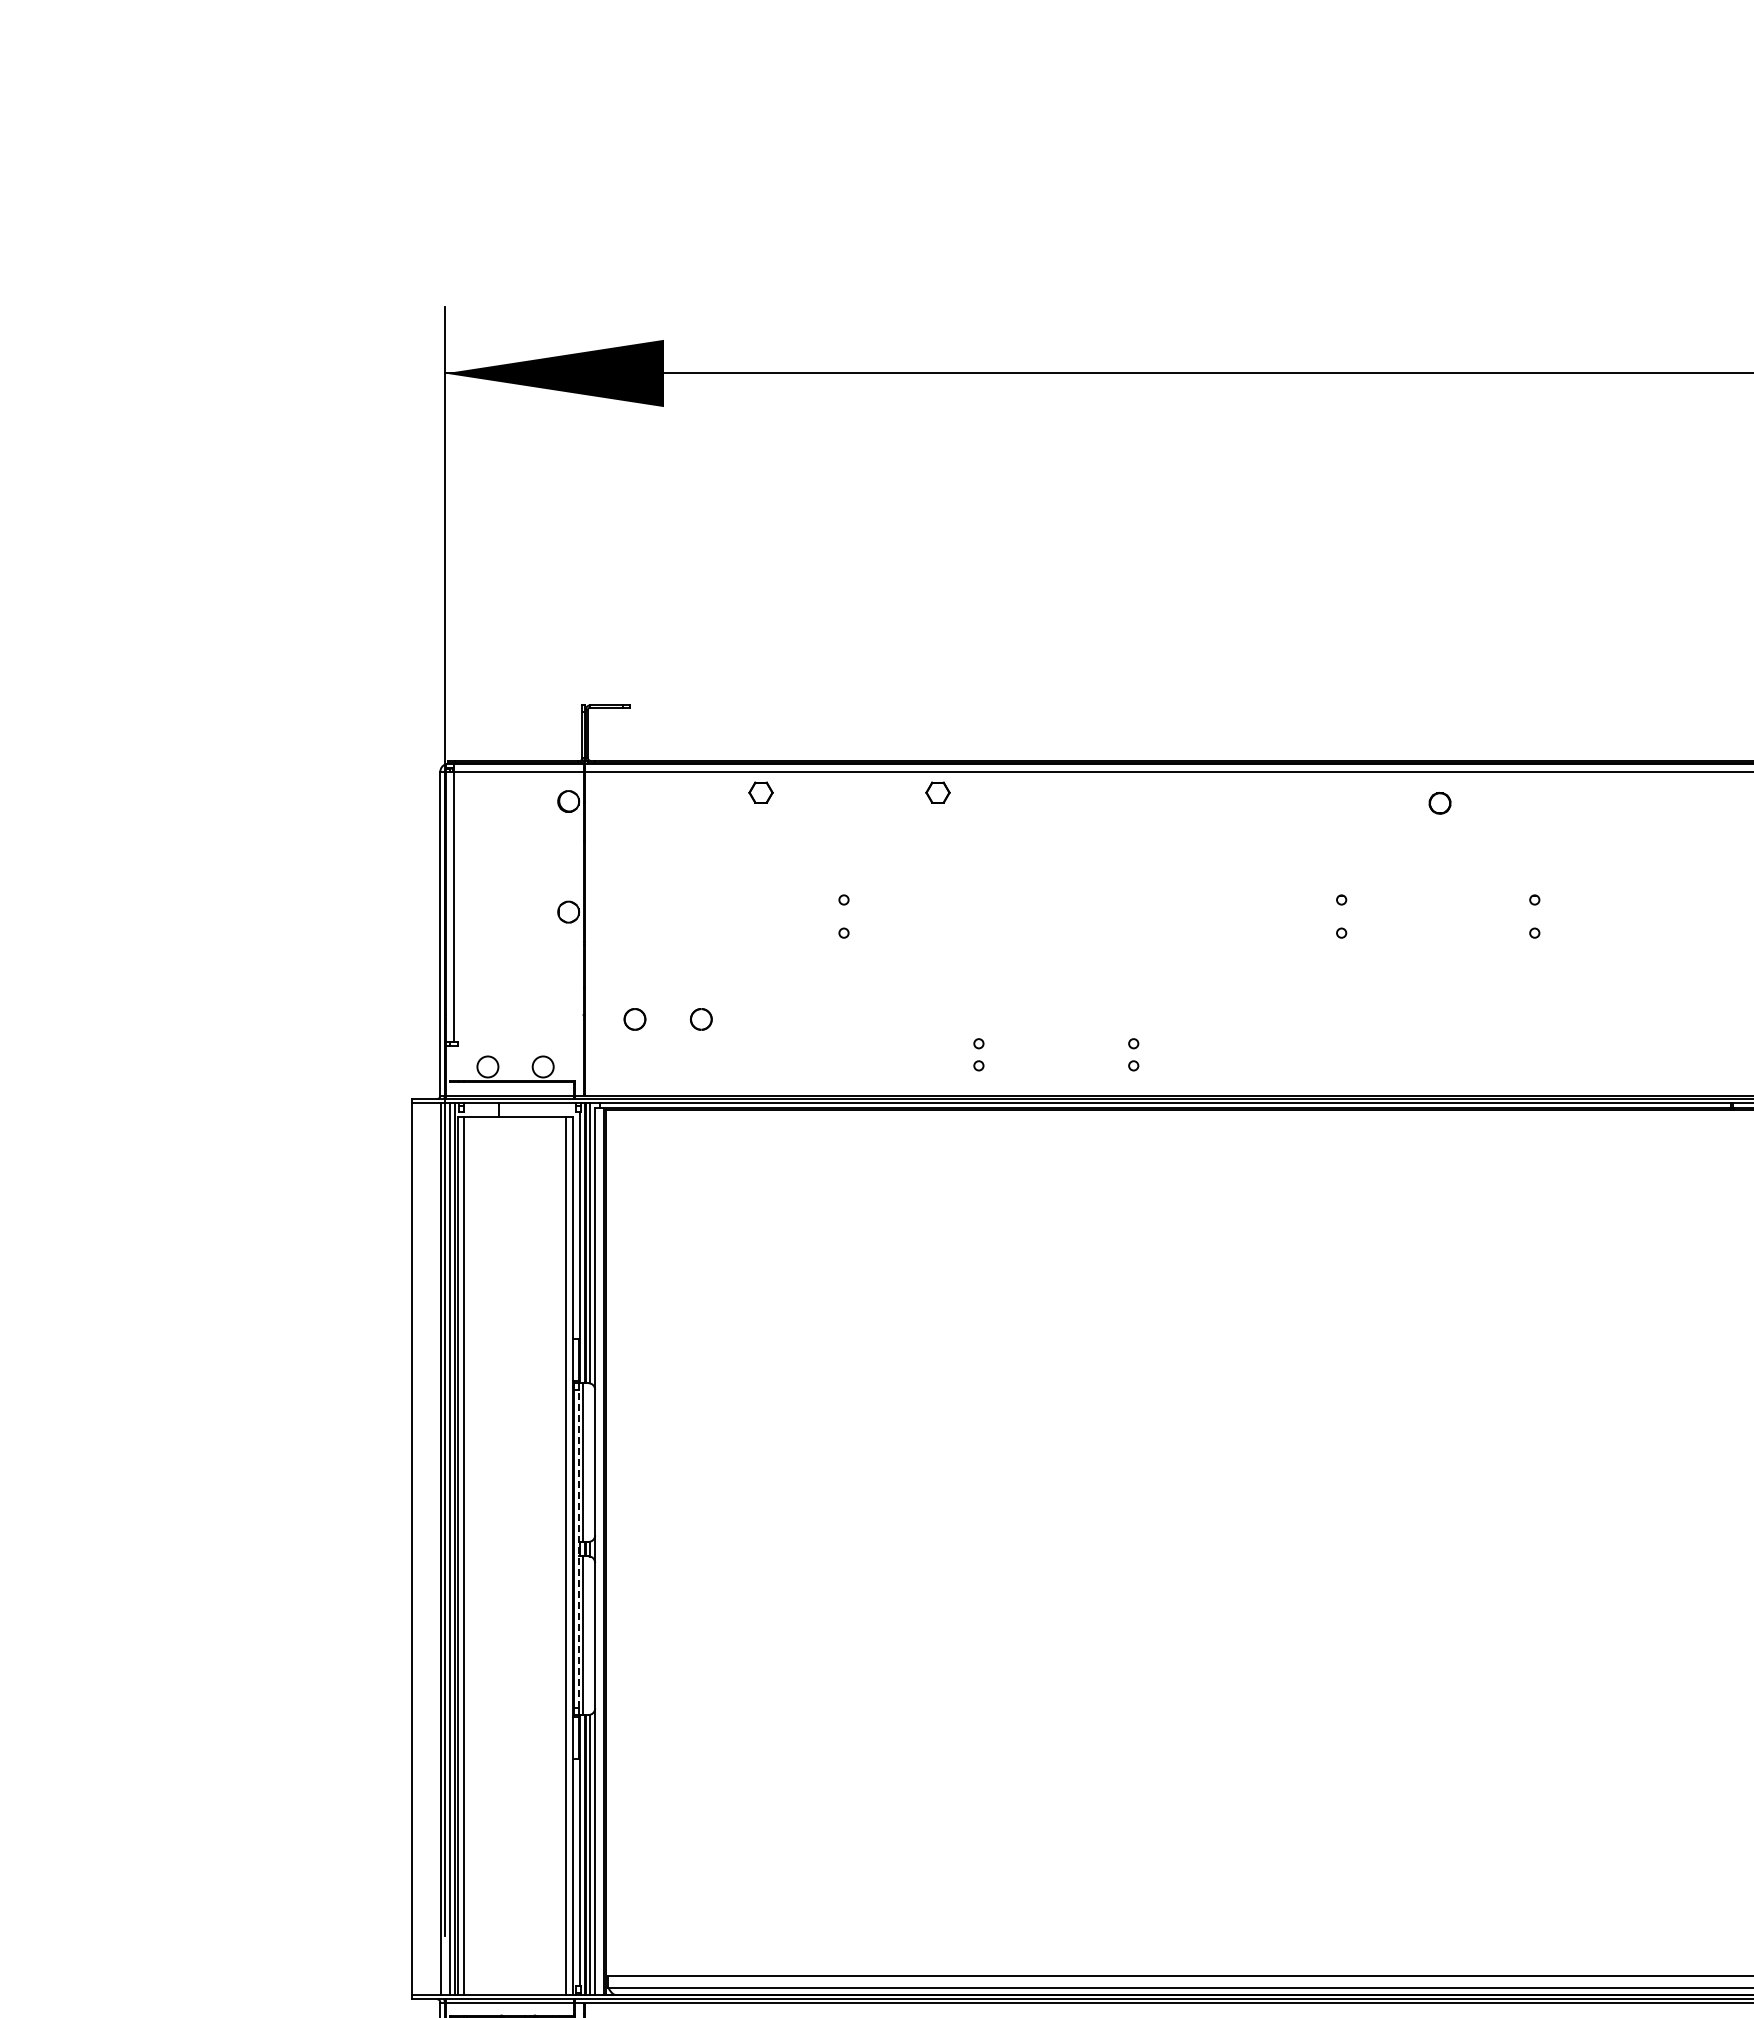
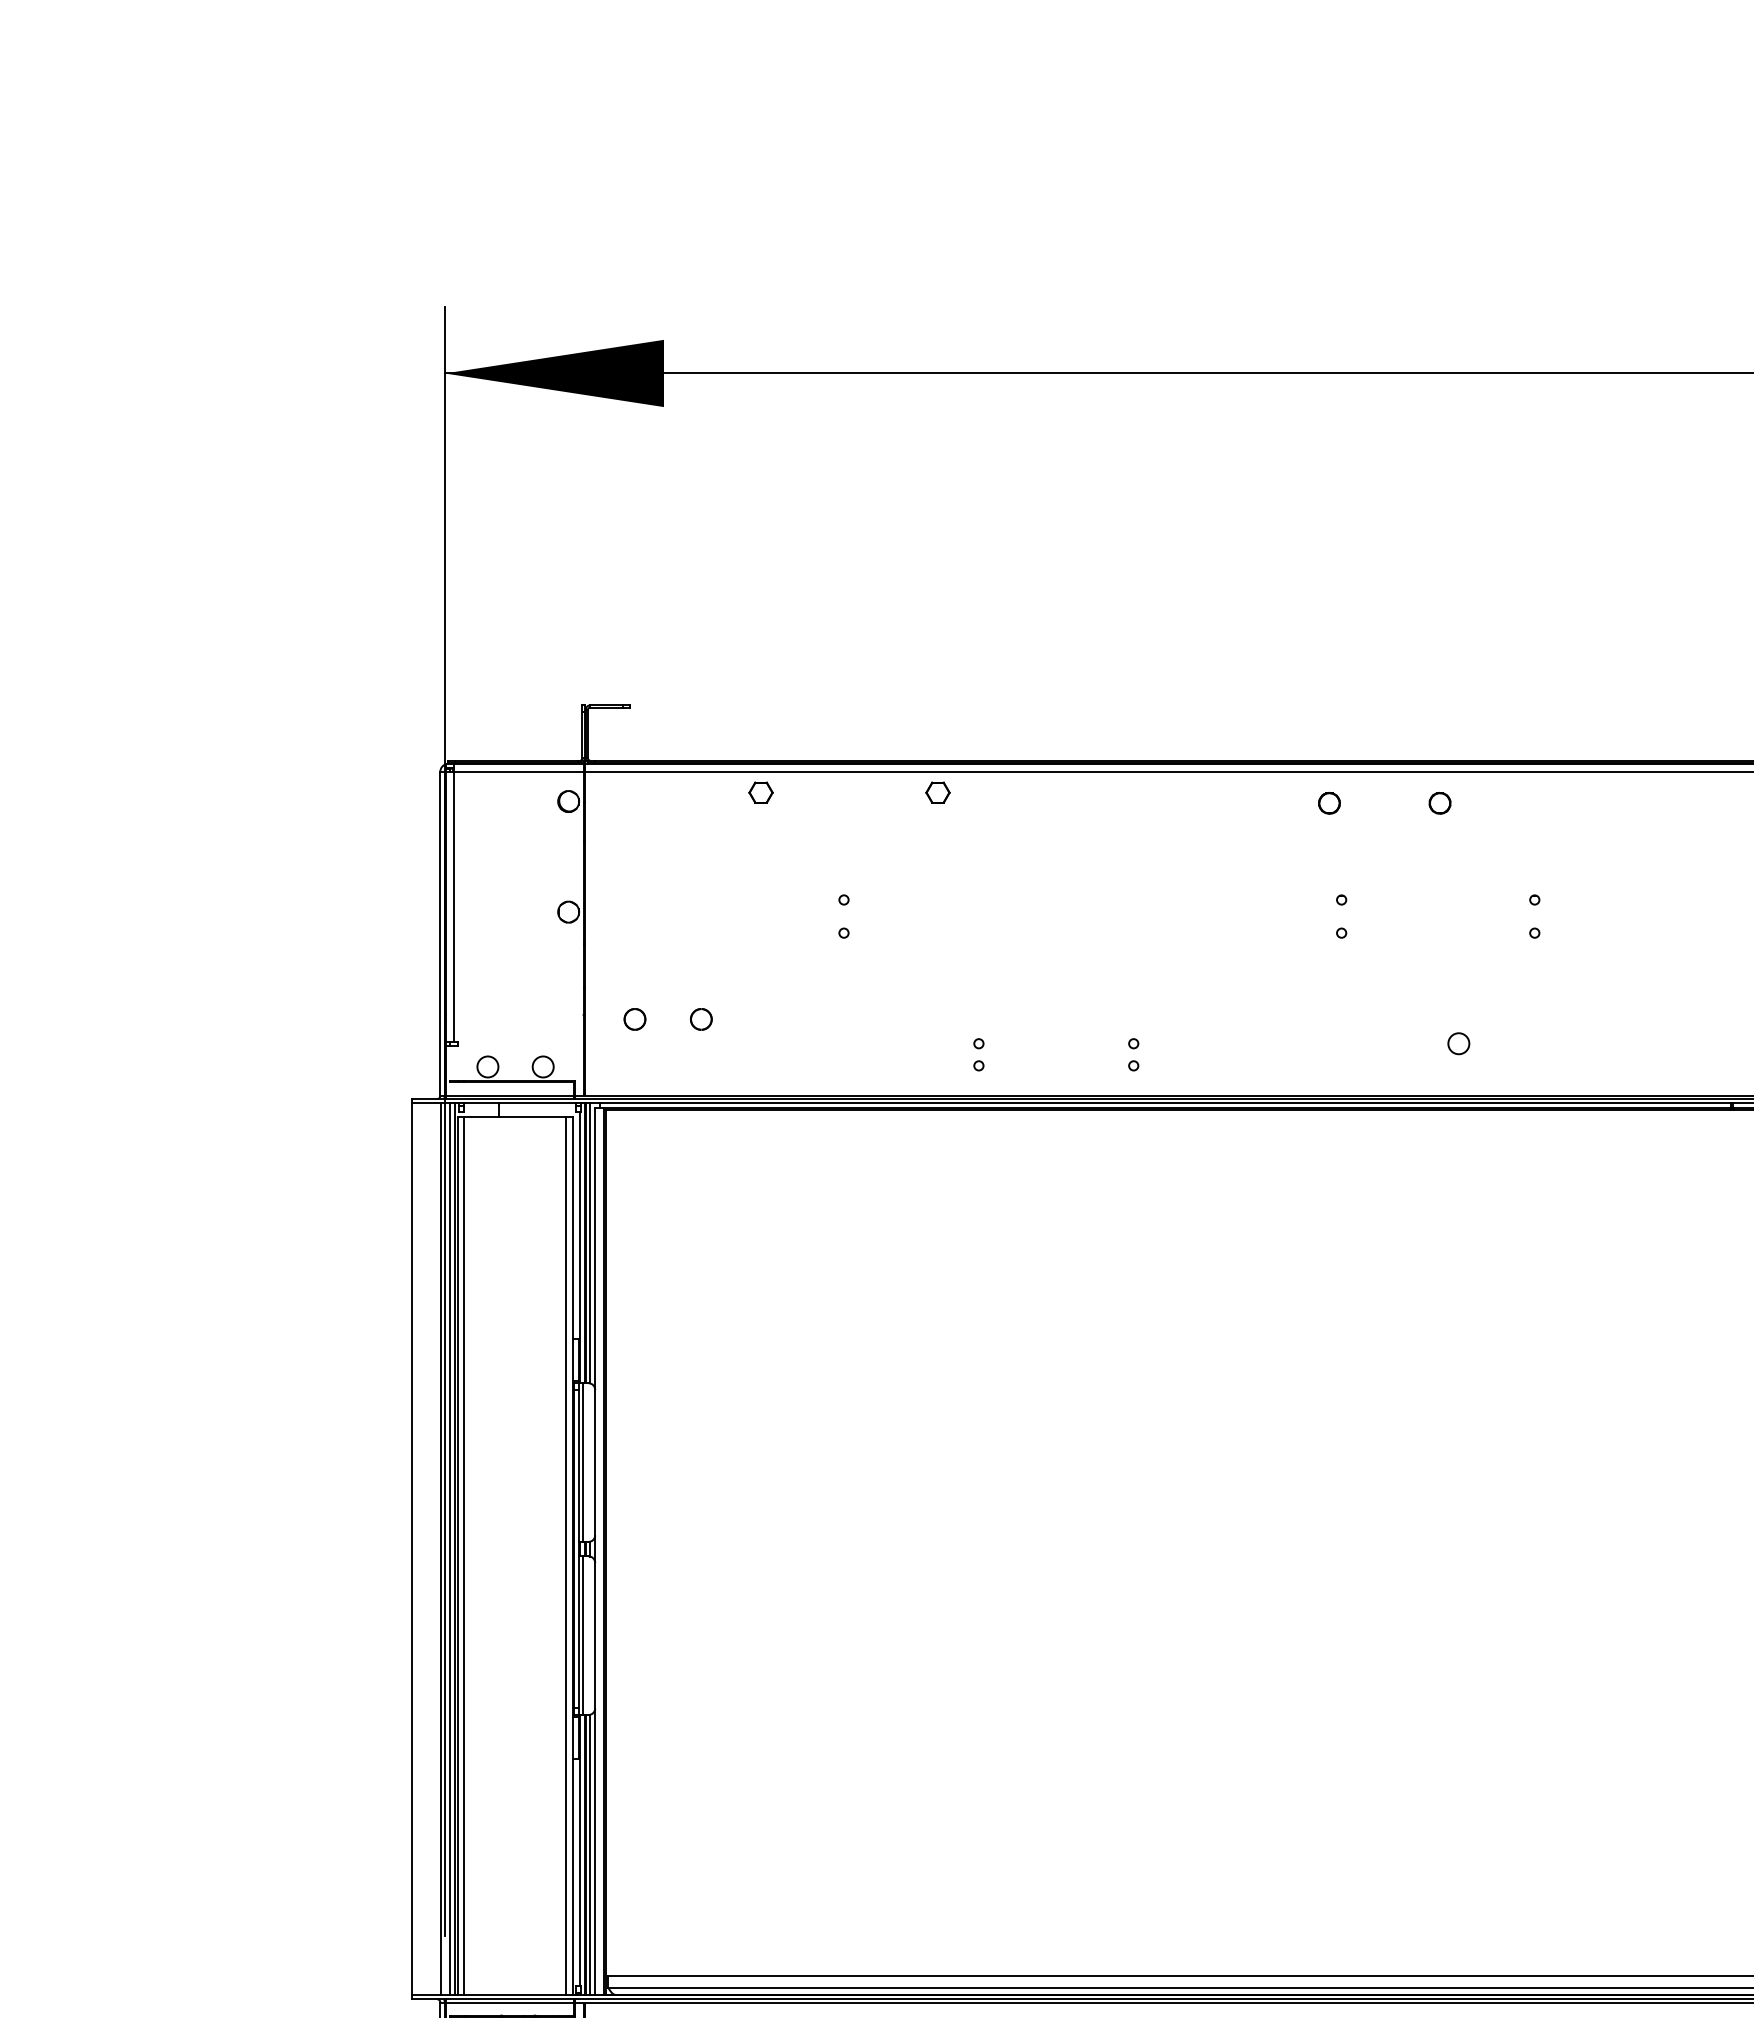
part: none -> present (1329, 802)
circle: none -> present (1458, 1043)
line: dashed -> solid (578, 1548)
